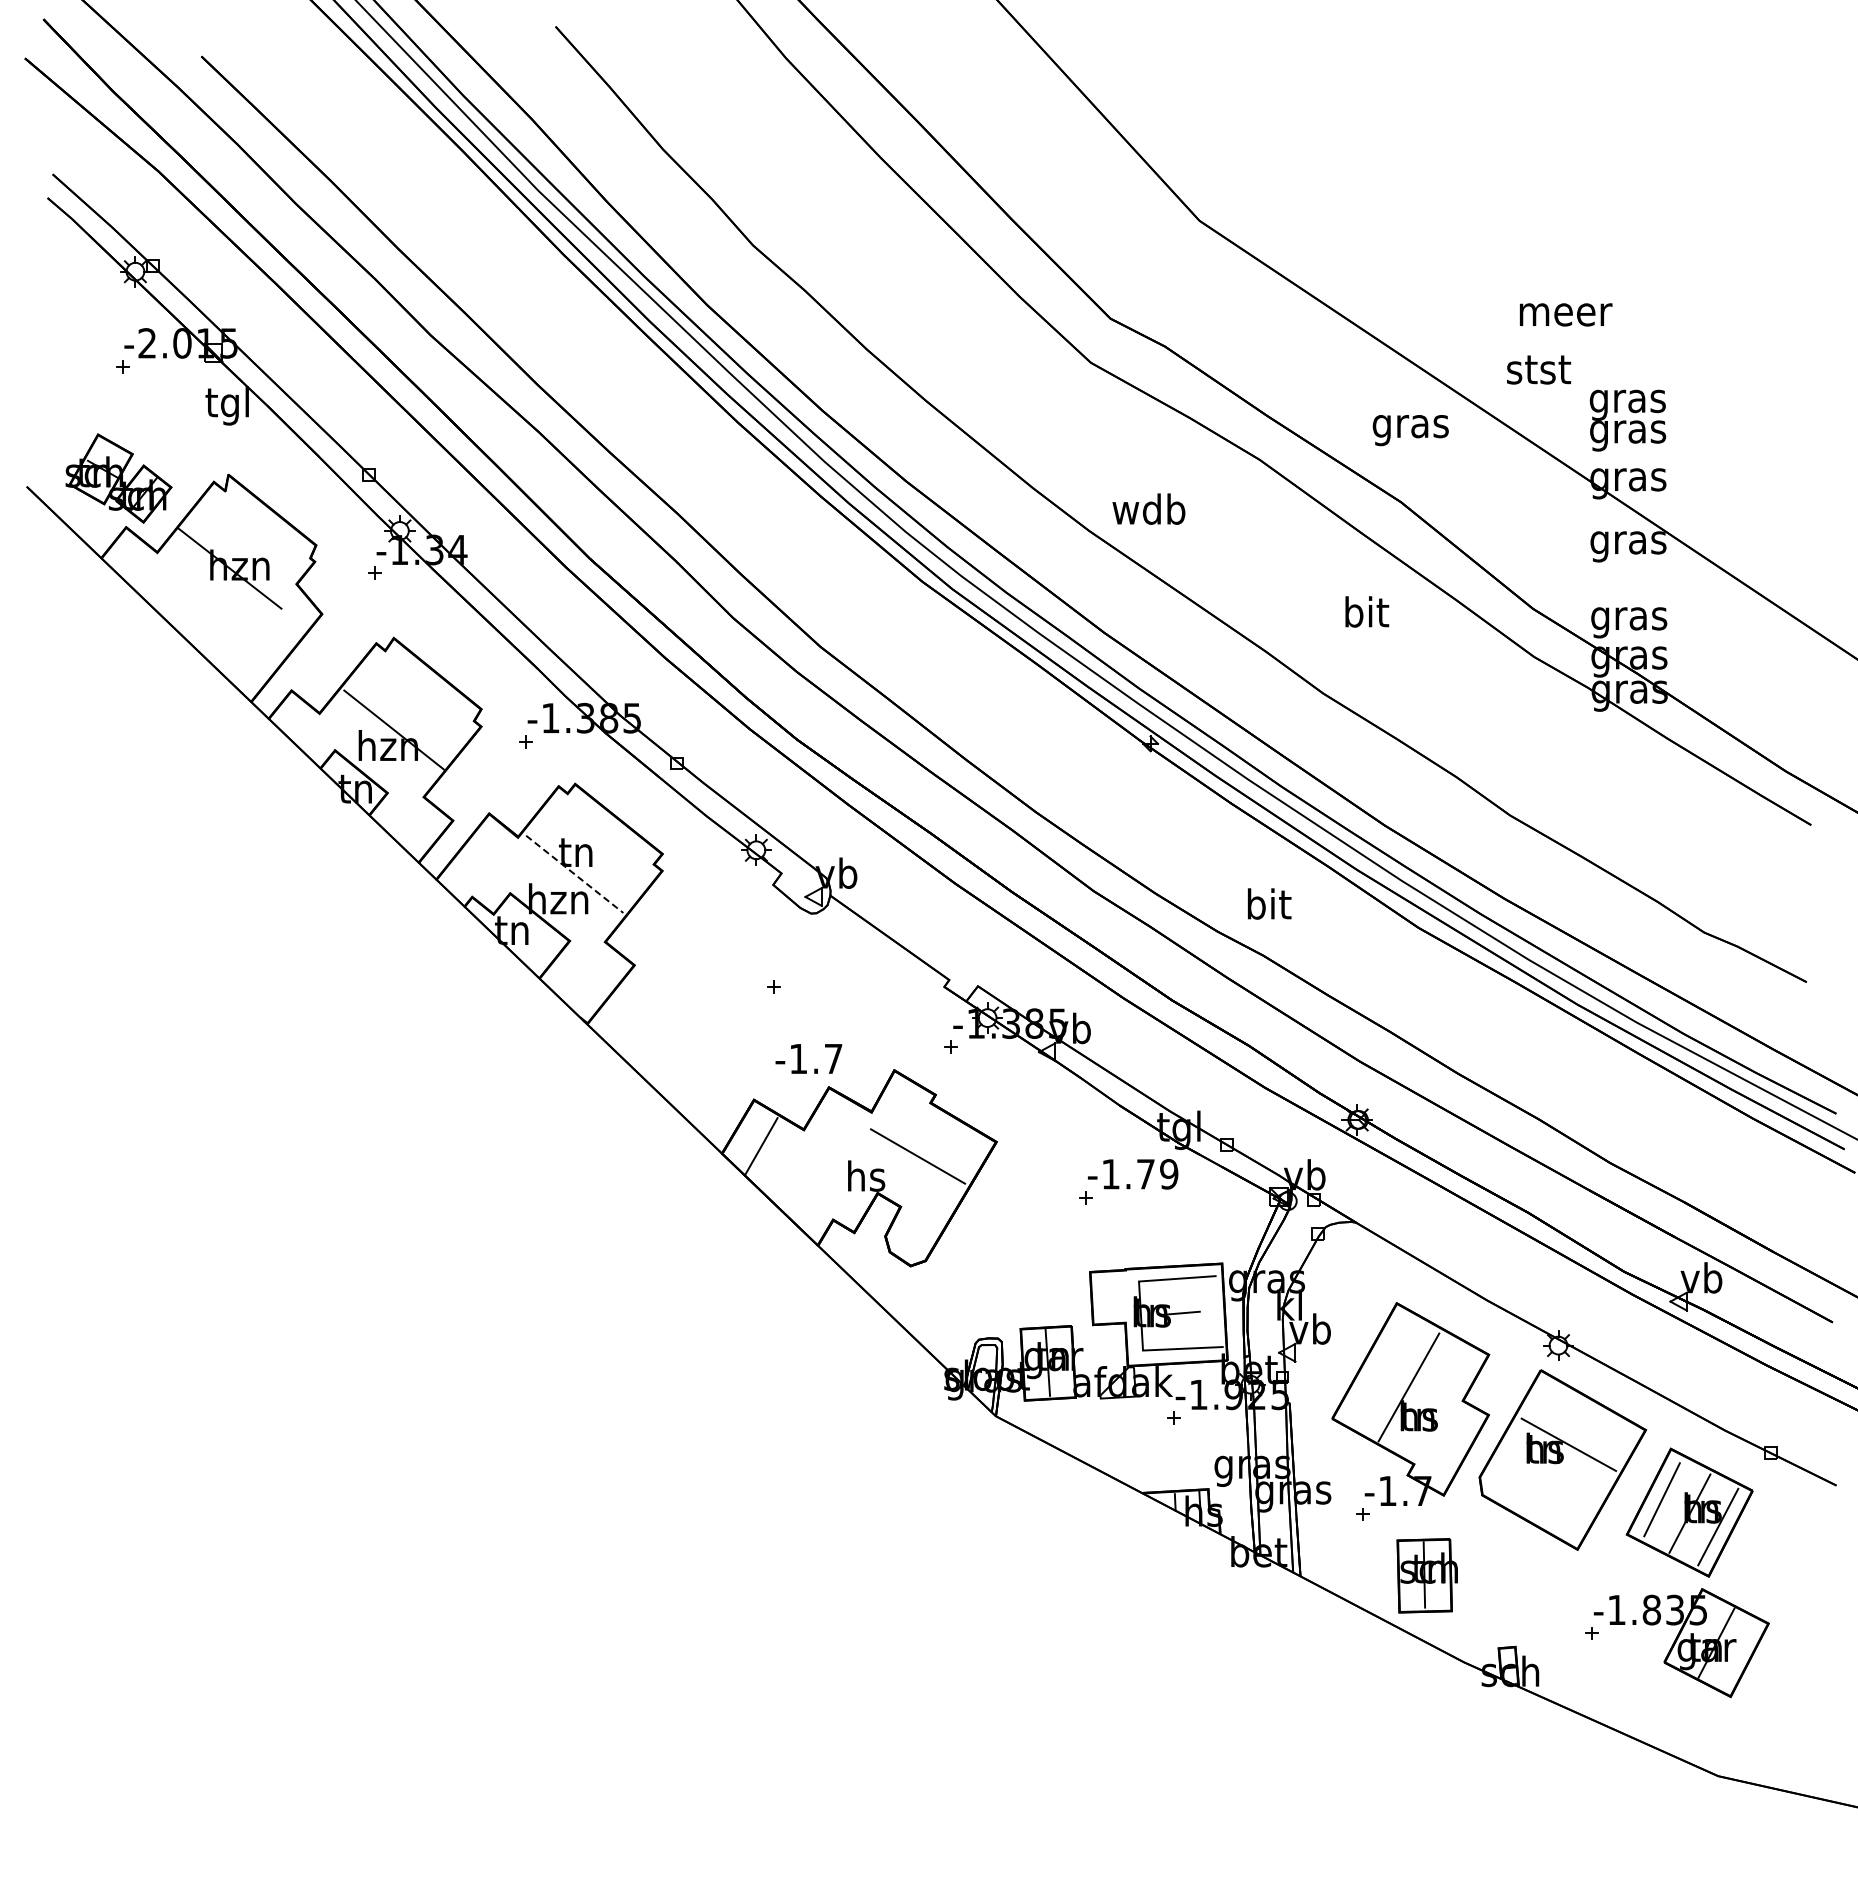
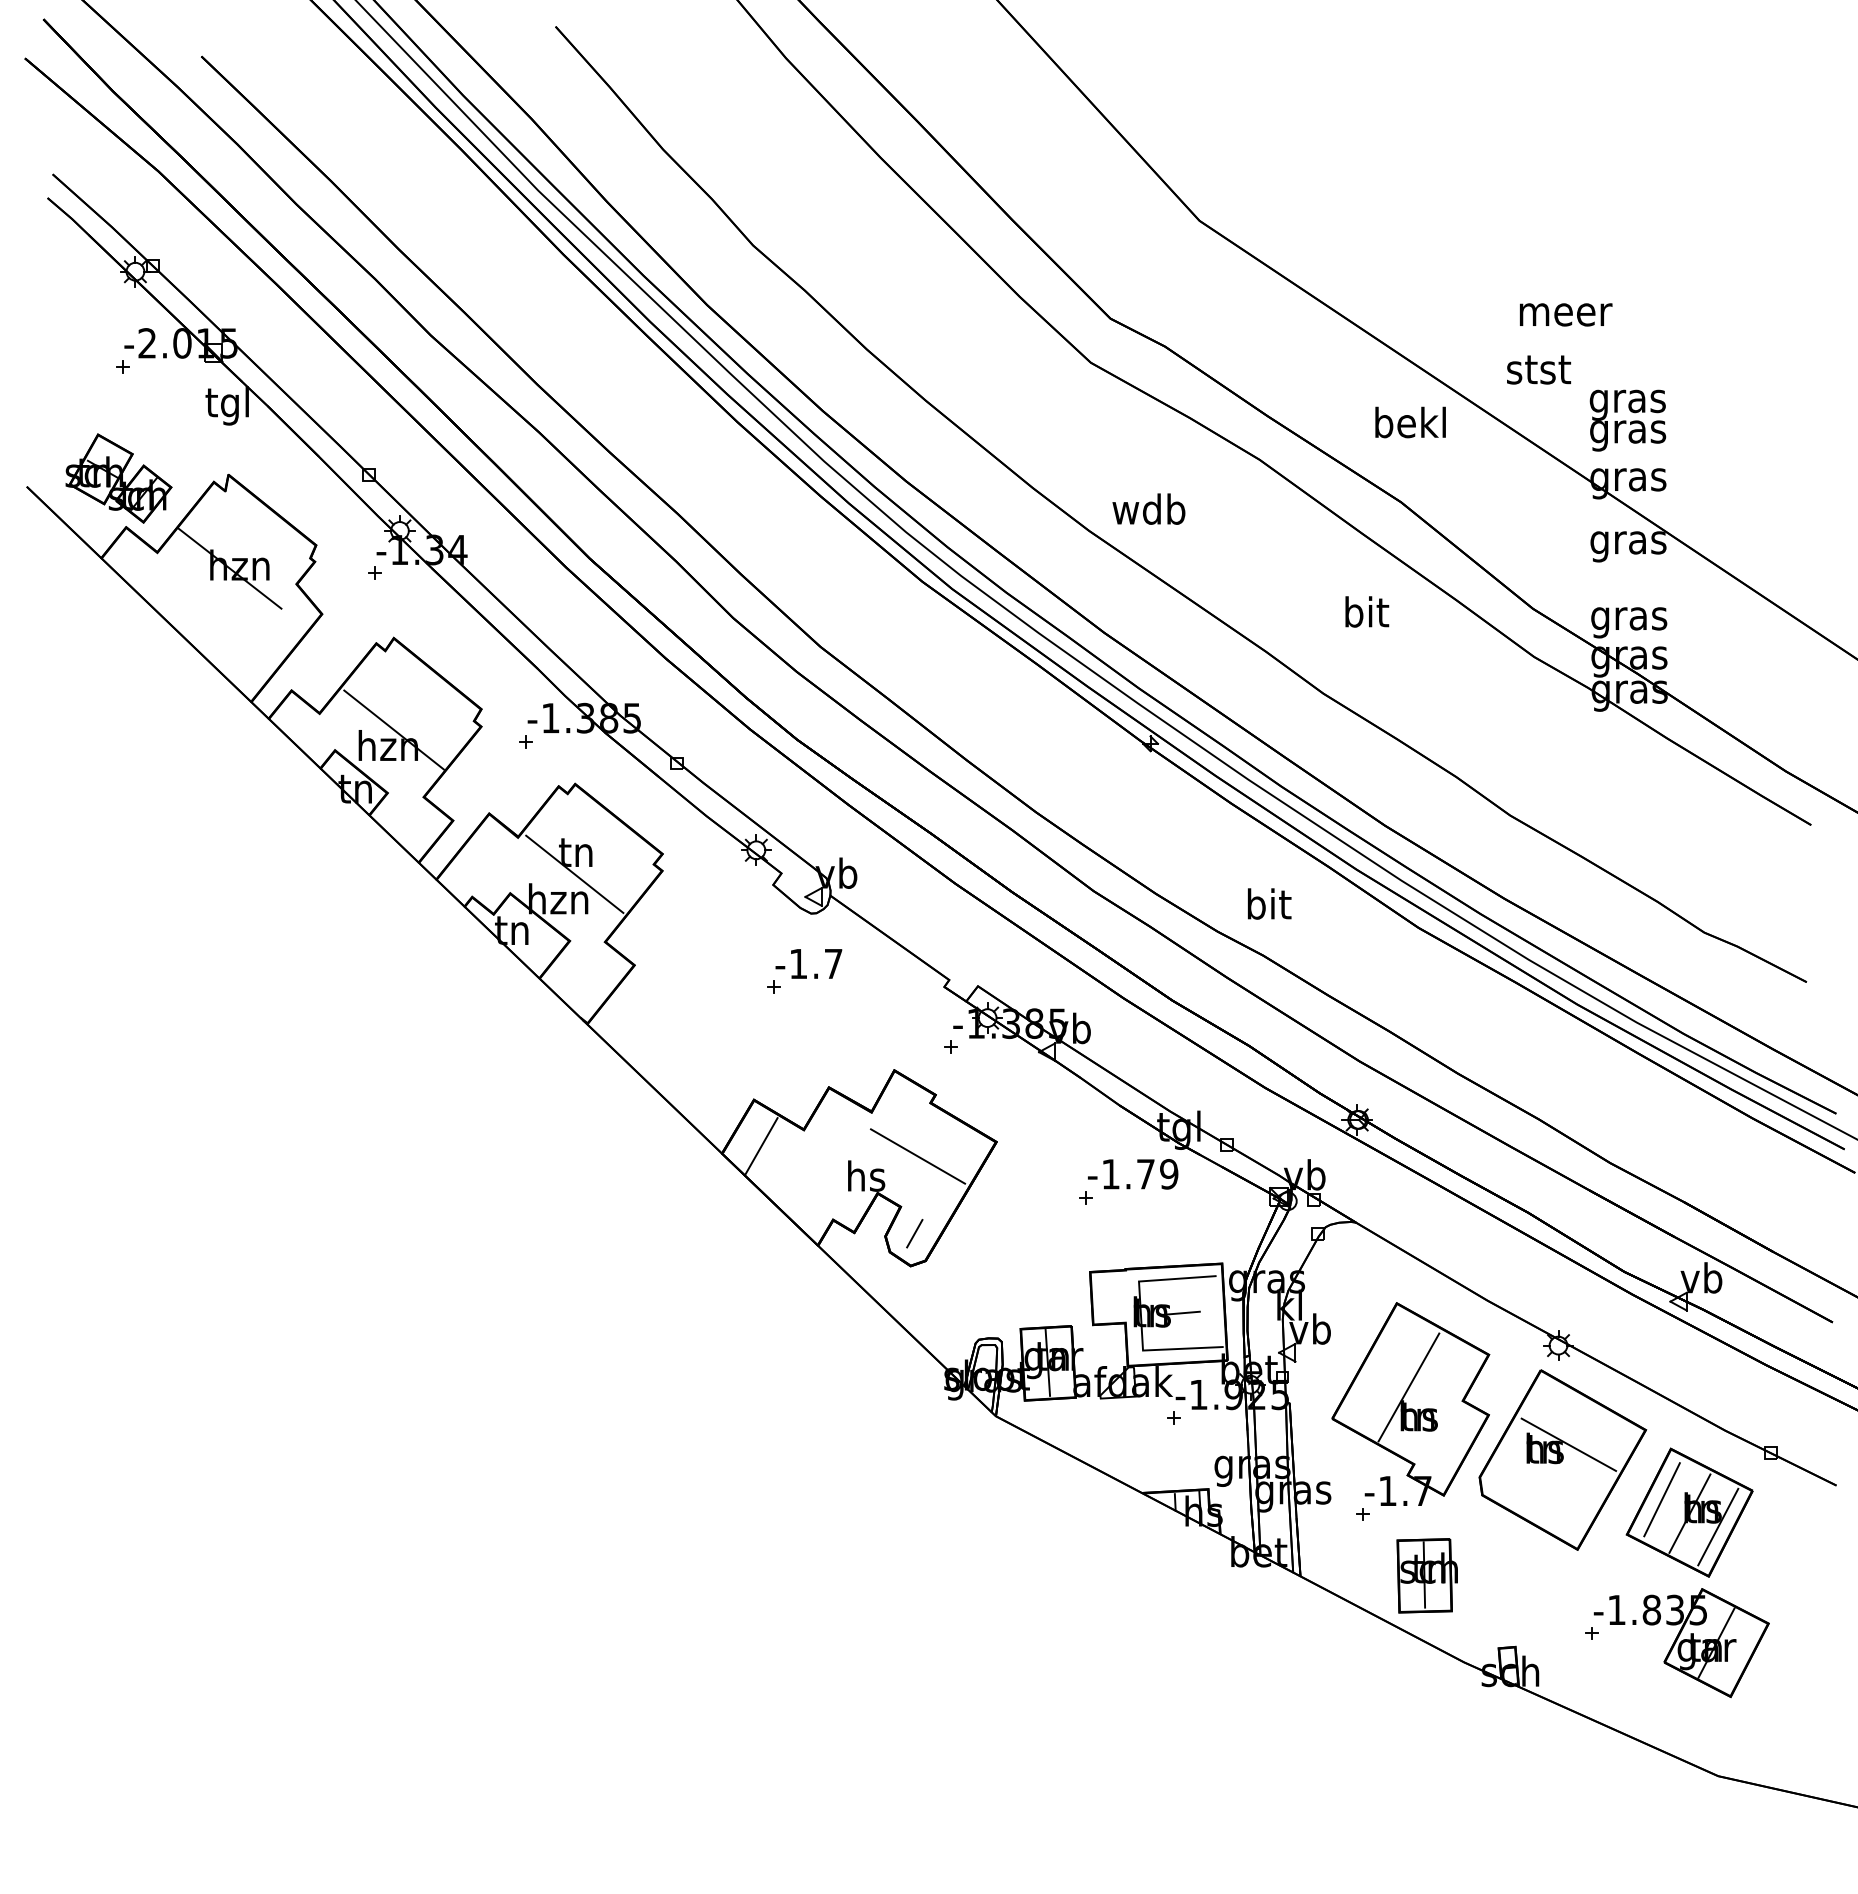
text: gras -> bekl (1410, 426)
line: dashed -> solid (575, 874)
text position: (808, 1058) -> (808, 963) (808, 963)
line: none -> present (914, 1233)
